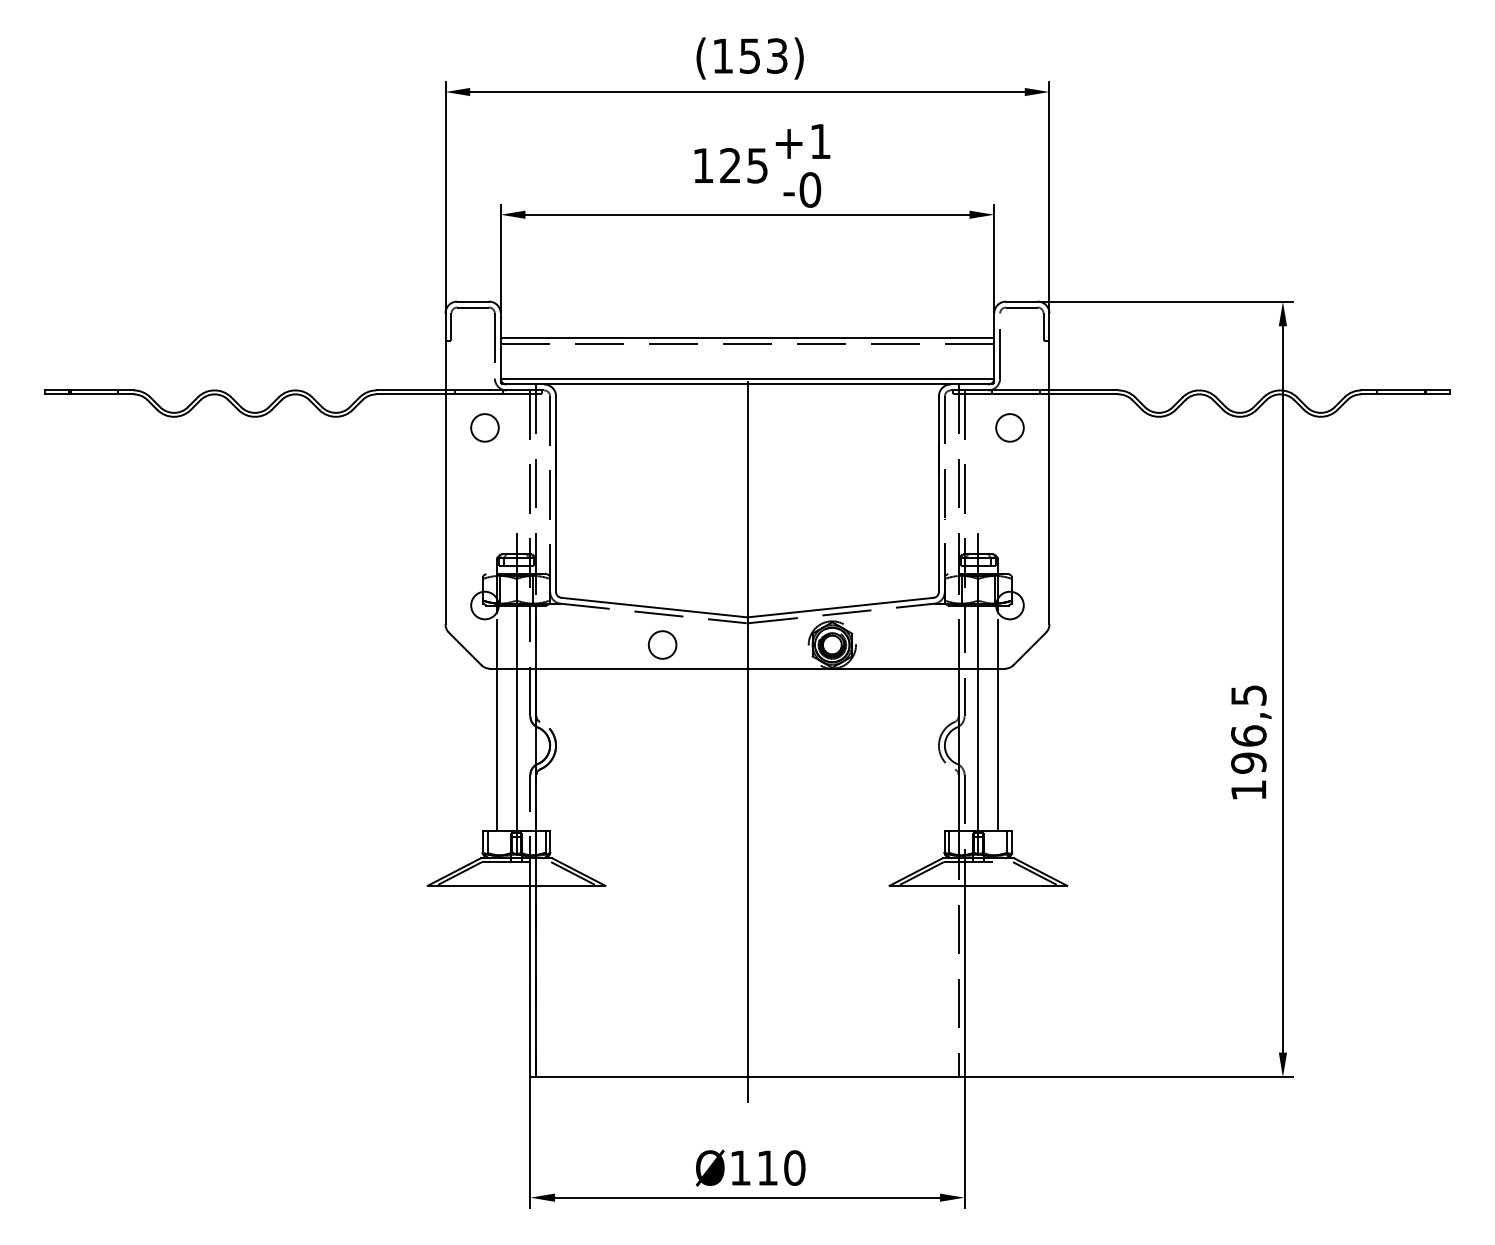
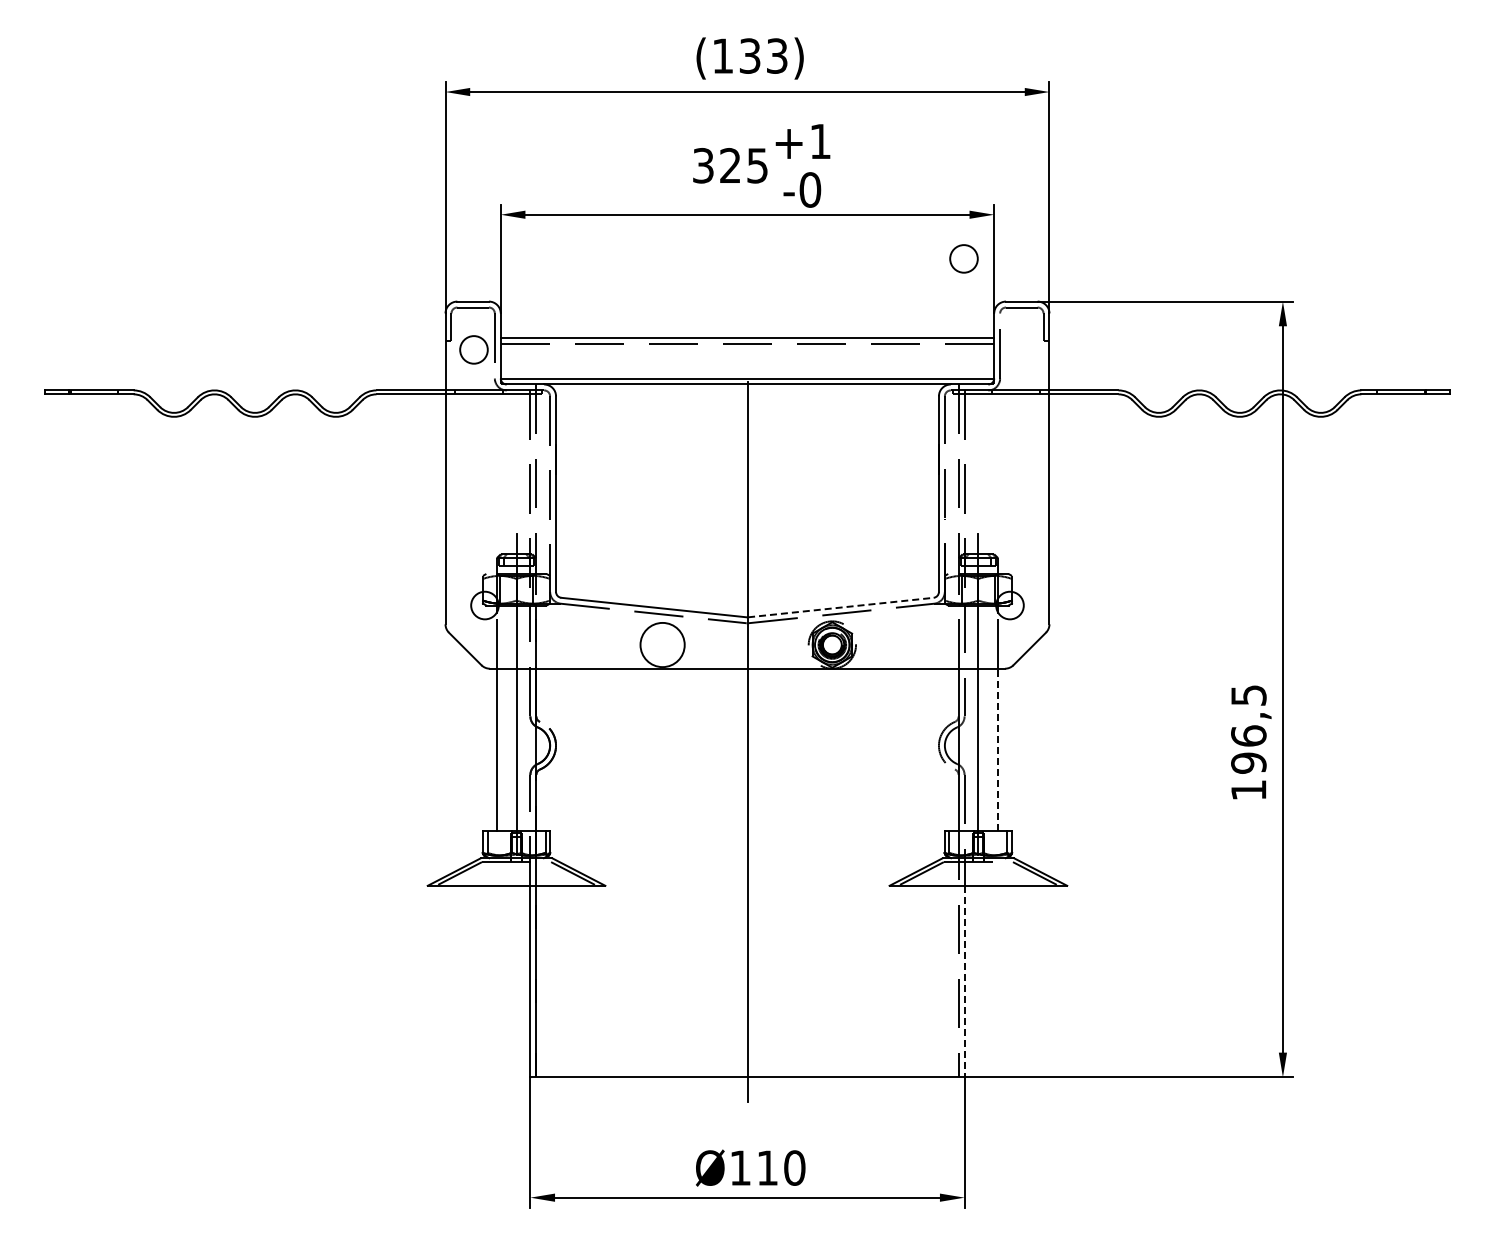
text: 153 -> 133 (750, 55)
text: 125 -> 325 (703, 165)
circle position: (484, 427) -> (473, 349) (473, 349)
circle position: (1009, 427) -> (963, 258) (963, 258)
line: solid -> dashed (841, 607)
circle diameter: 28 px -> 44 px (662, 644)
line: solid -> dashed (998, 749)
line: solid -> dashed (964, 981)
